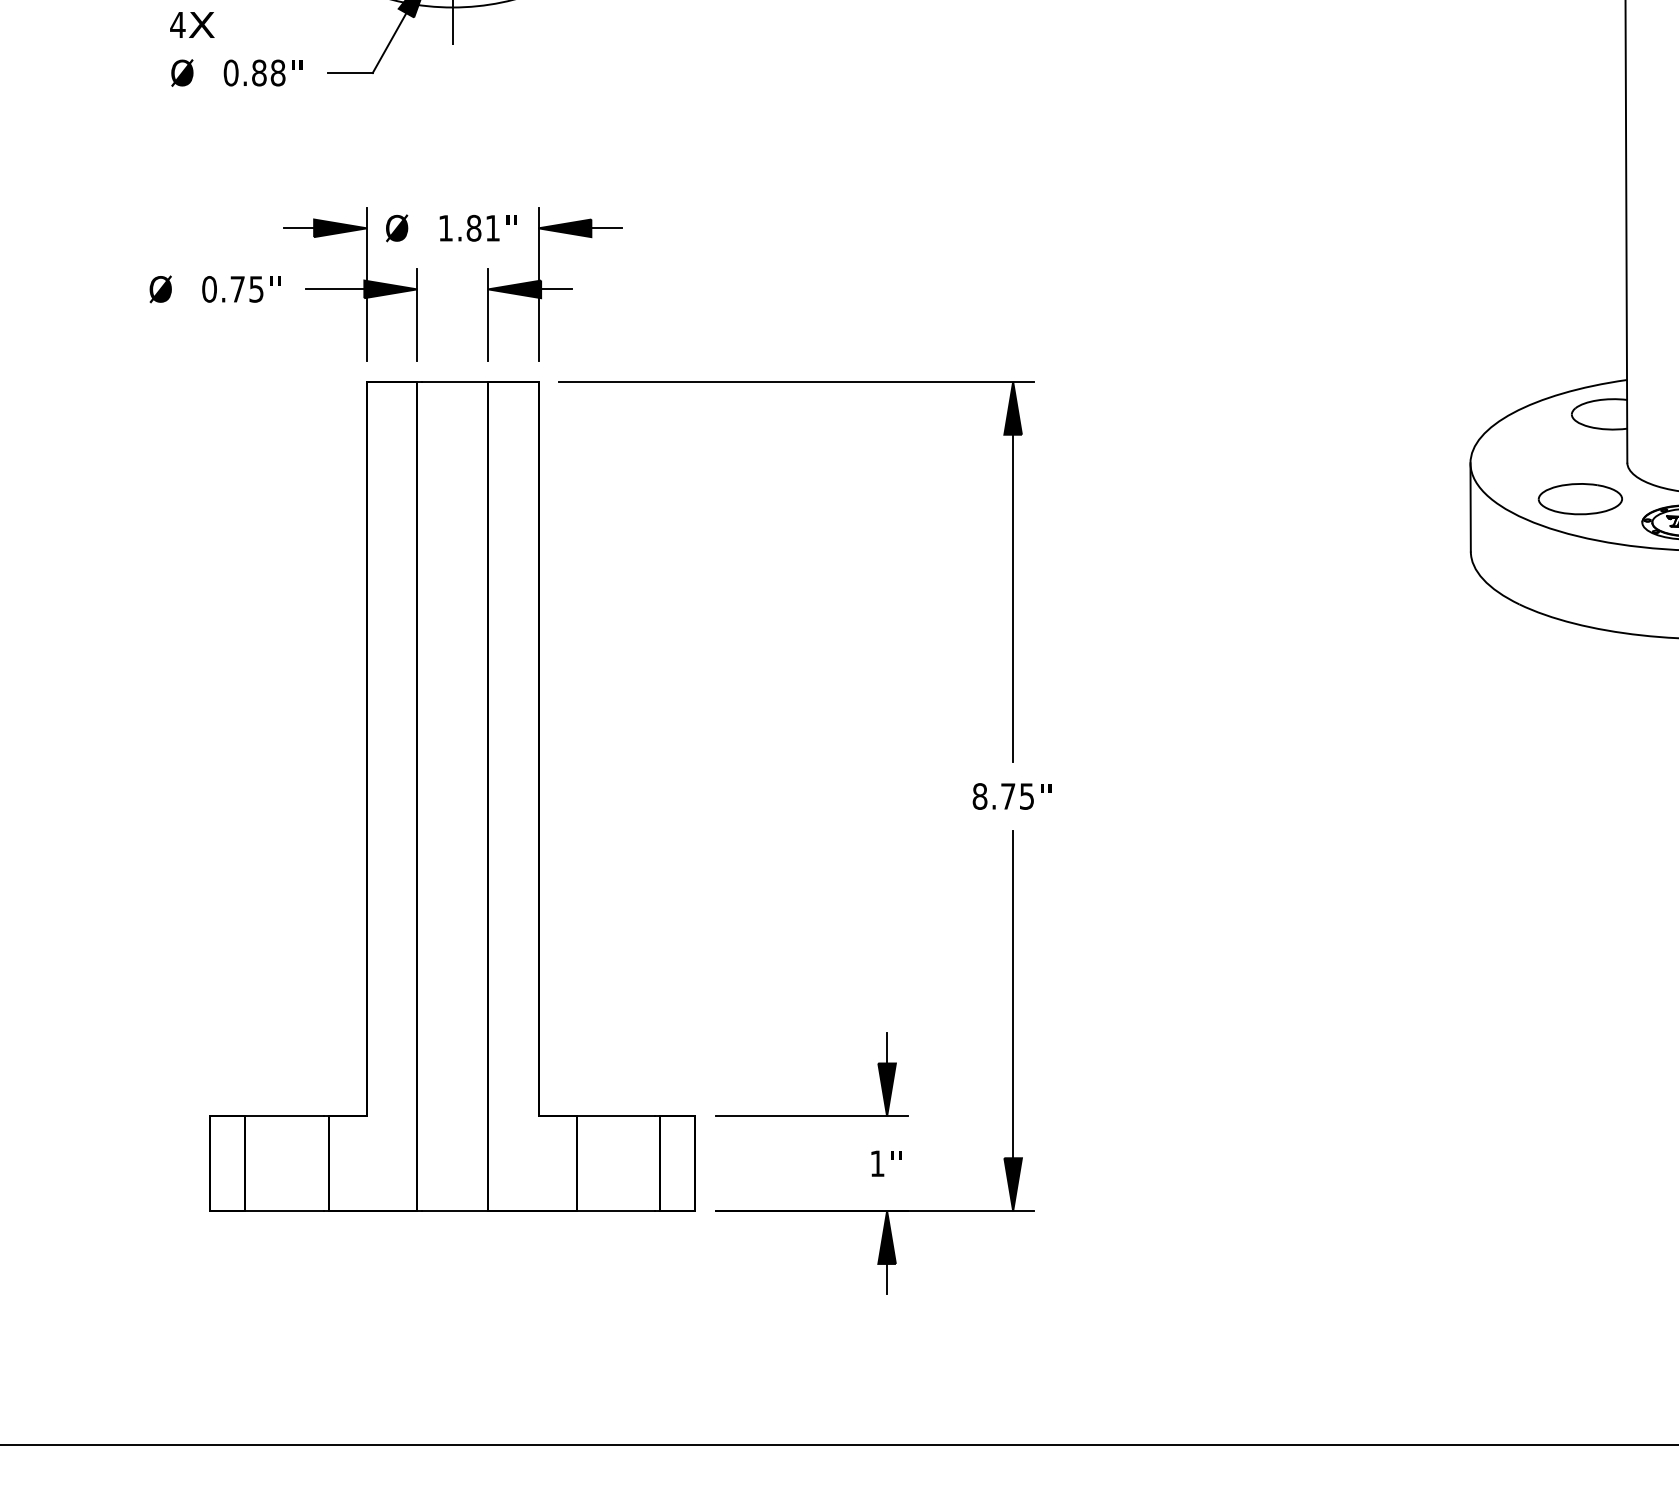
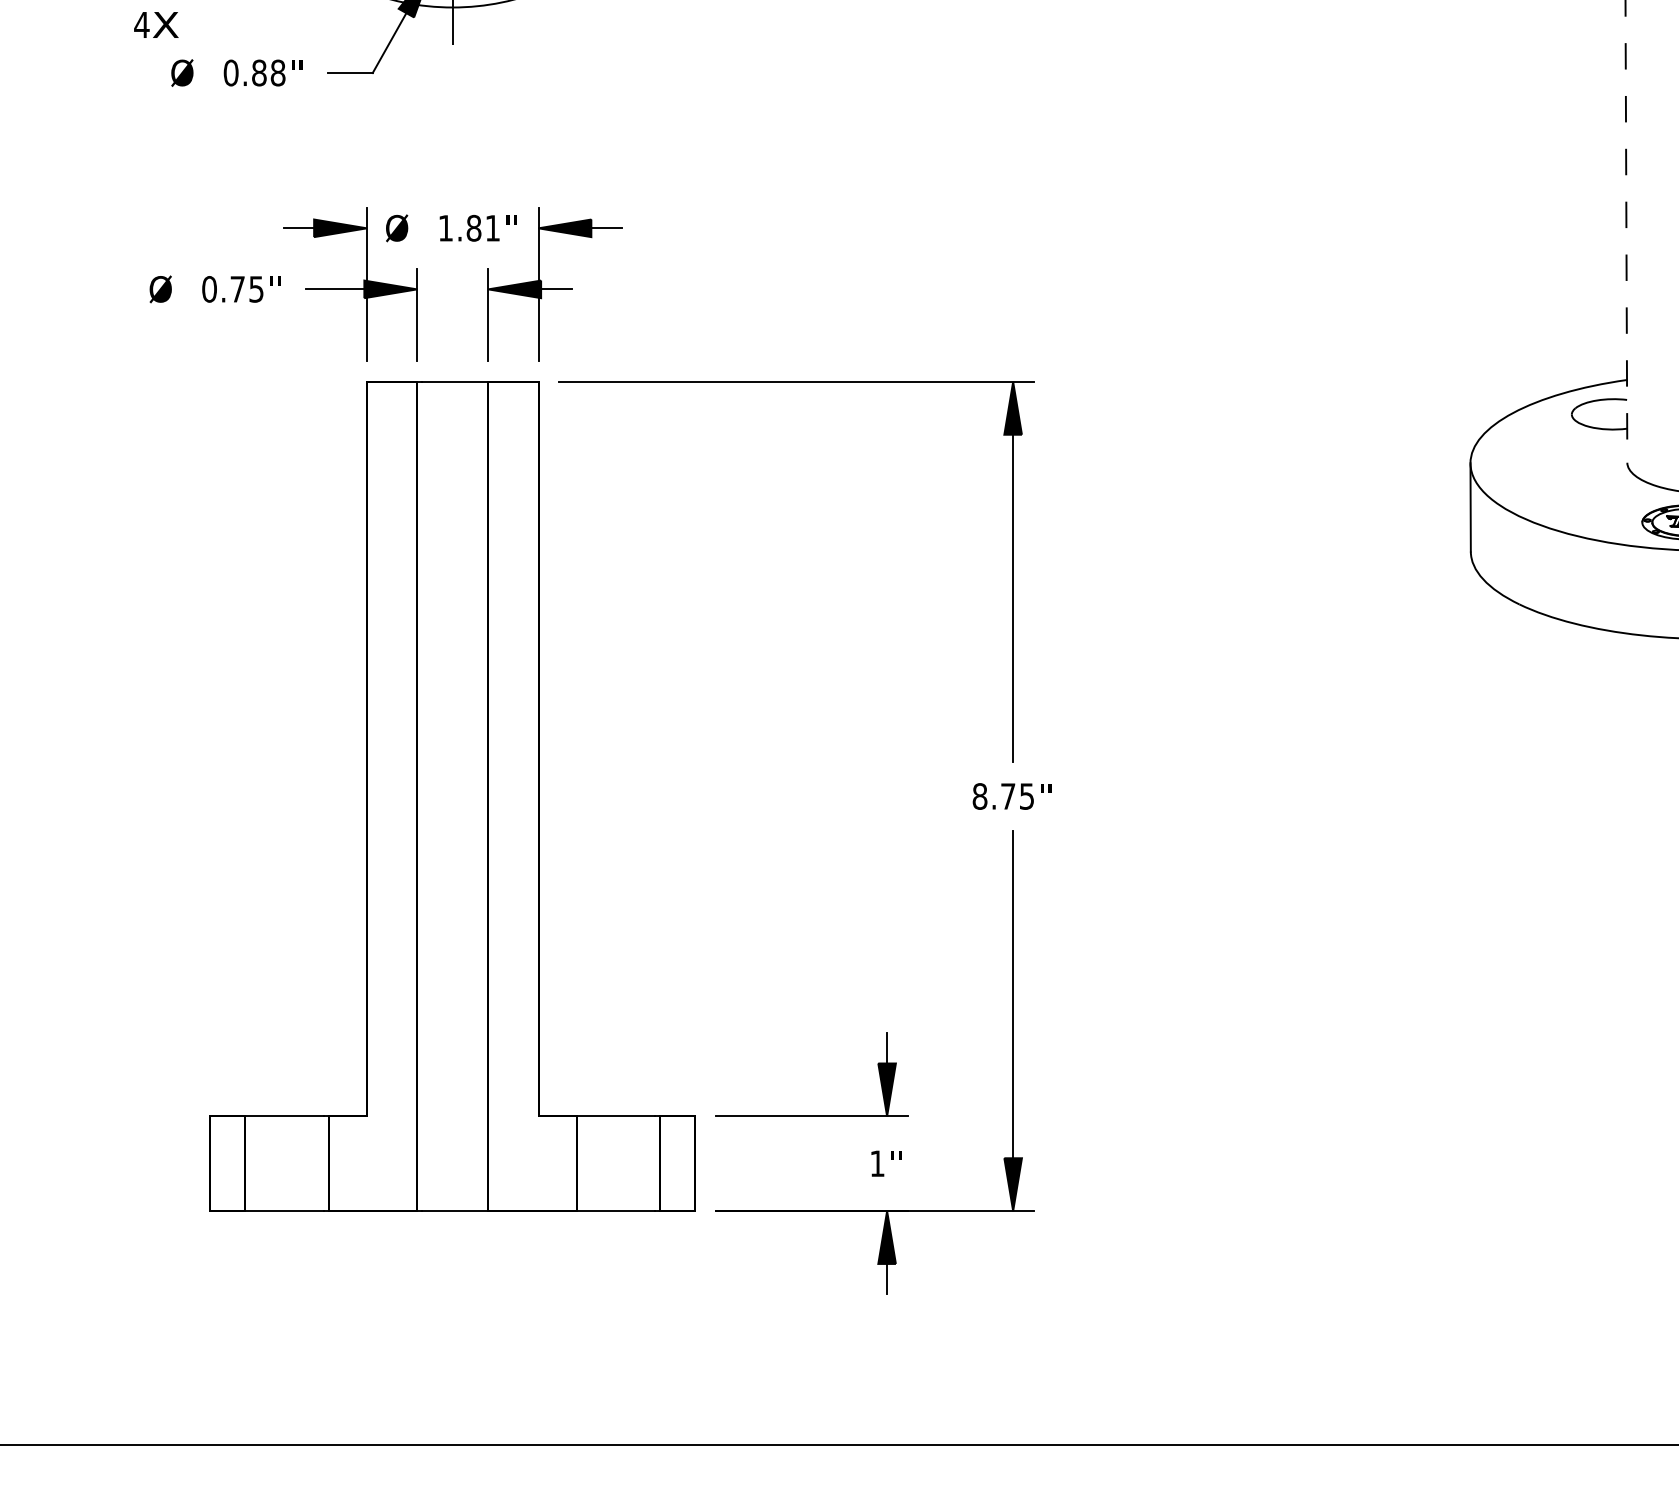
text position: (192, 24) -> (156, 24) (156, 24)
line: solid -> dashed (1626, 231)
part: present -> none (1579, 499)
